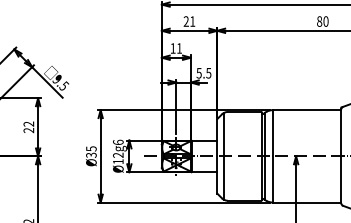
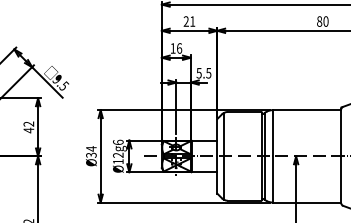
text: 11 -> 16 (179, 48)
text: 22 -> 42 (28, 130)
text: Ø35 -> Ø34 (91, 148)
